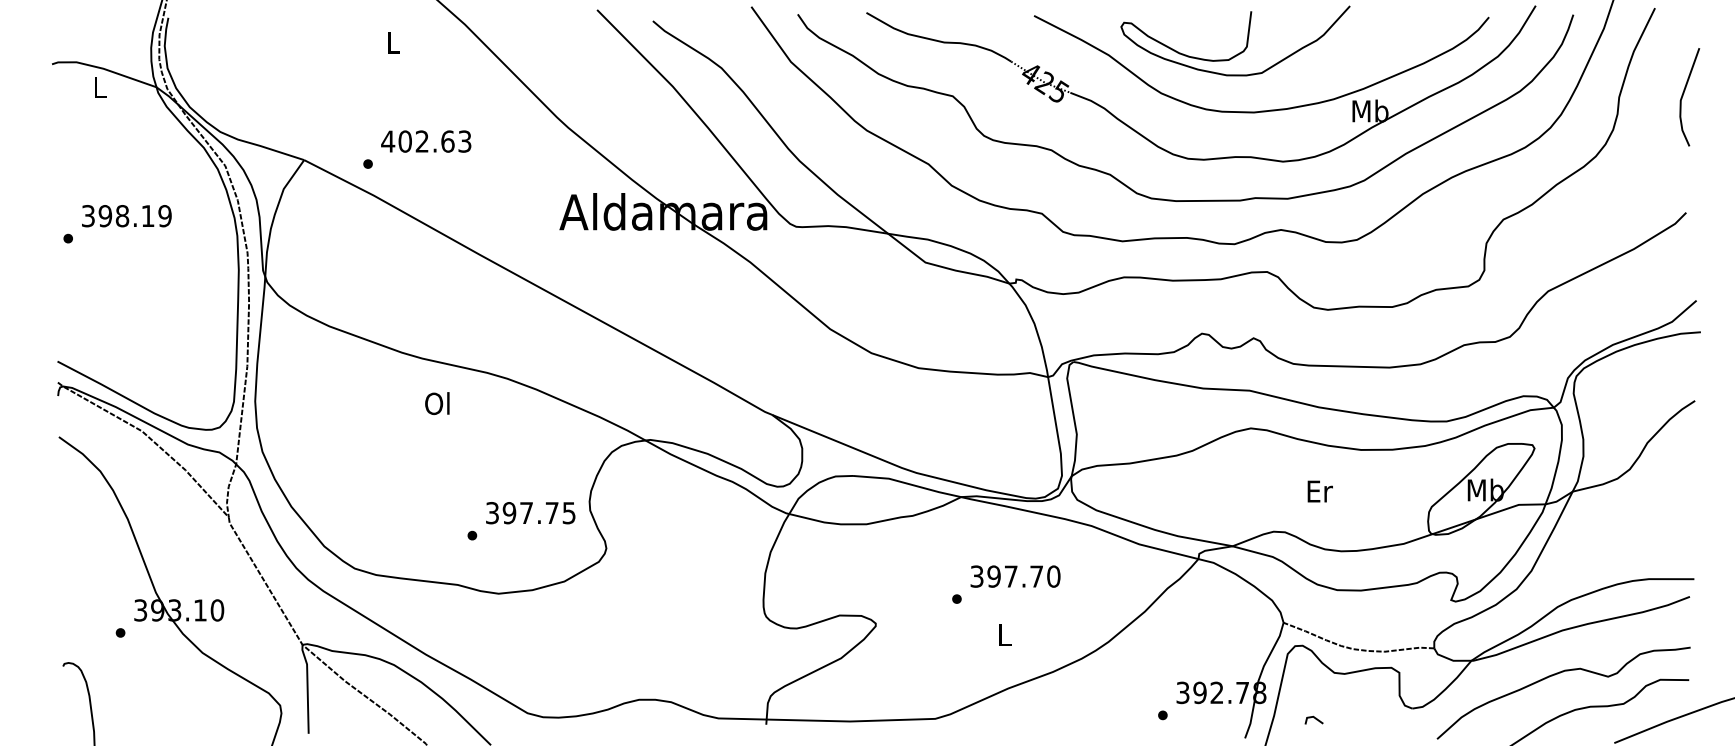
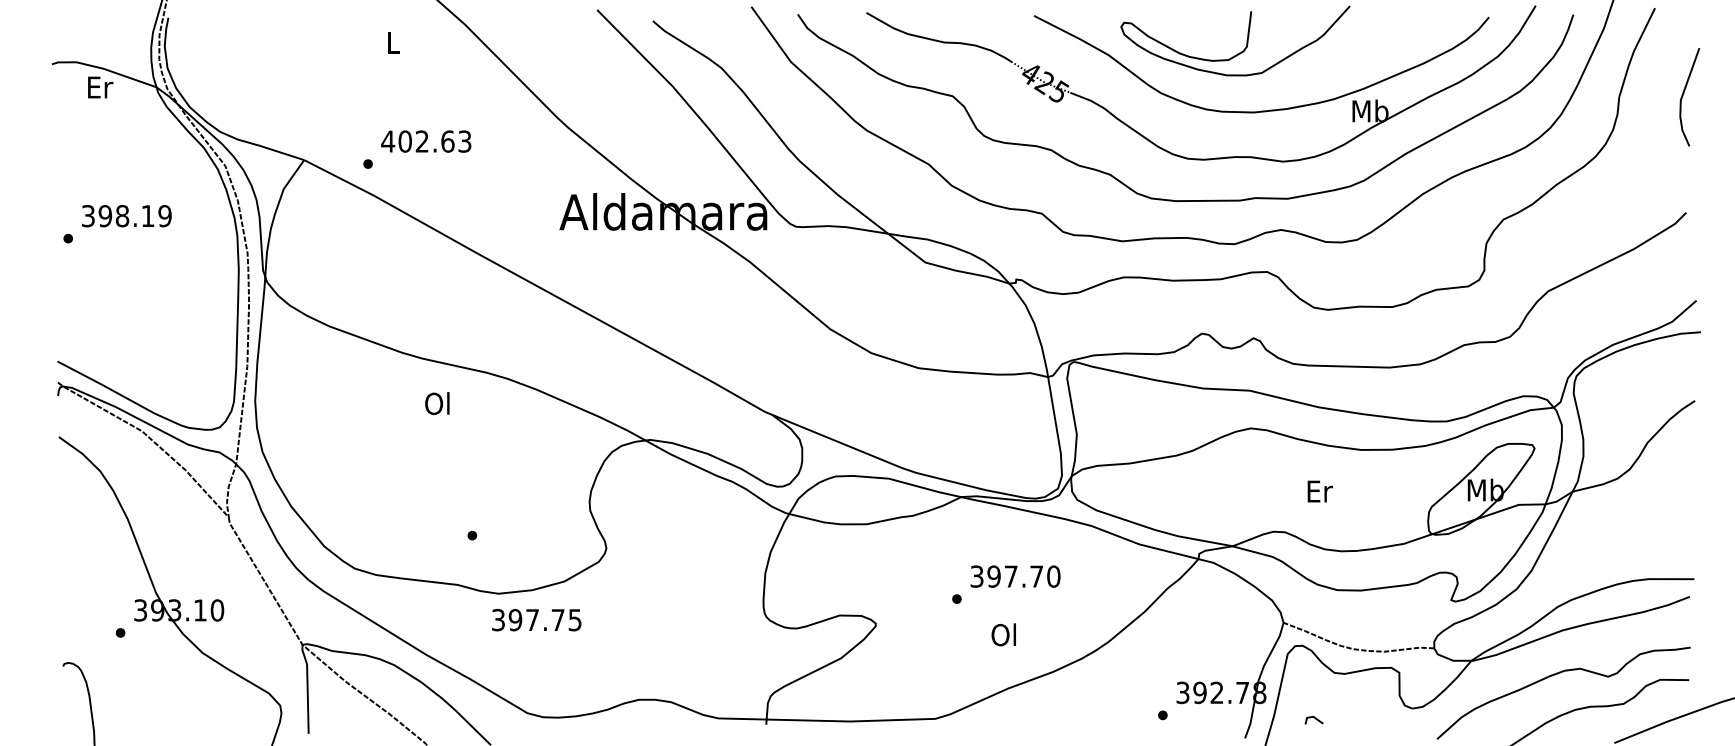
text: L -> Er (100, 87)
text position: (530, 513) -> (536, 620) (536, 620)
text: L -> Ol (1003, 634)
